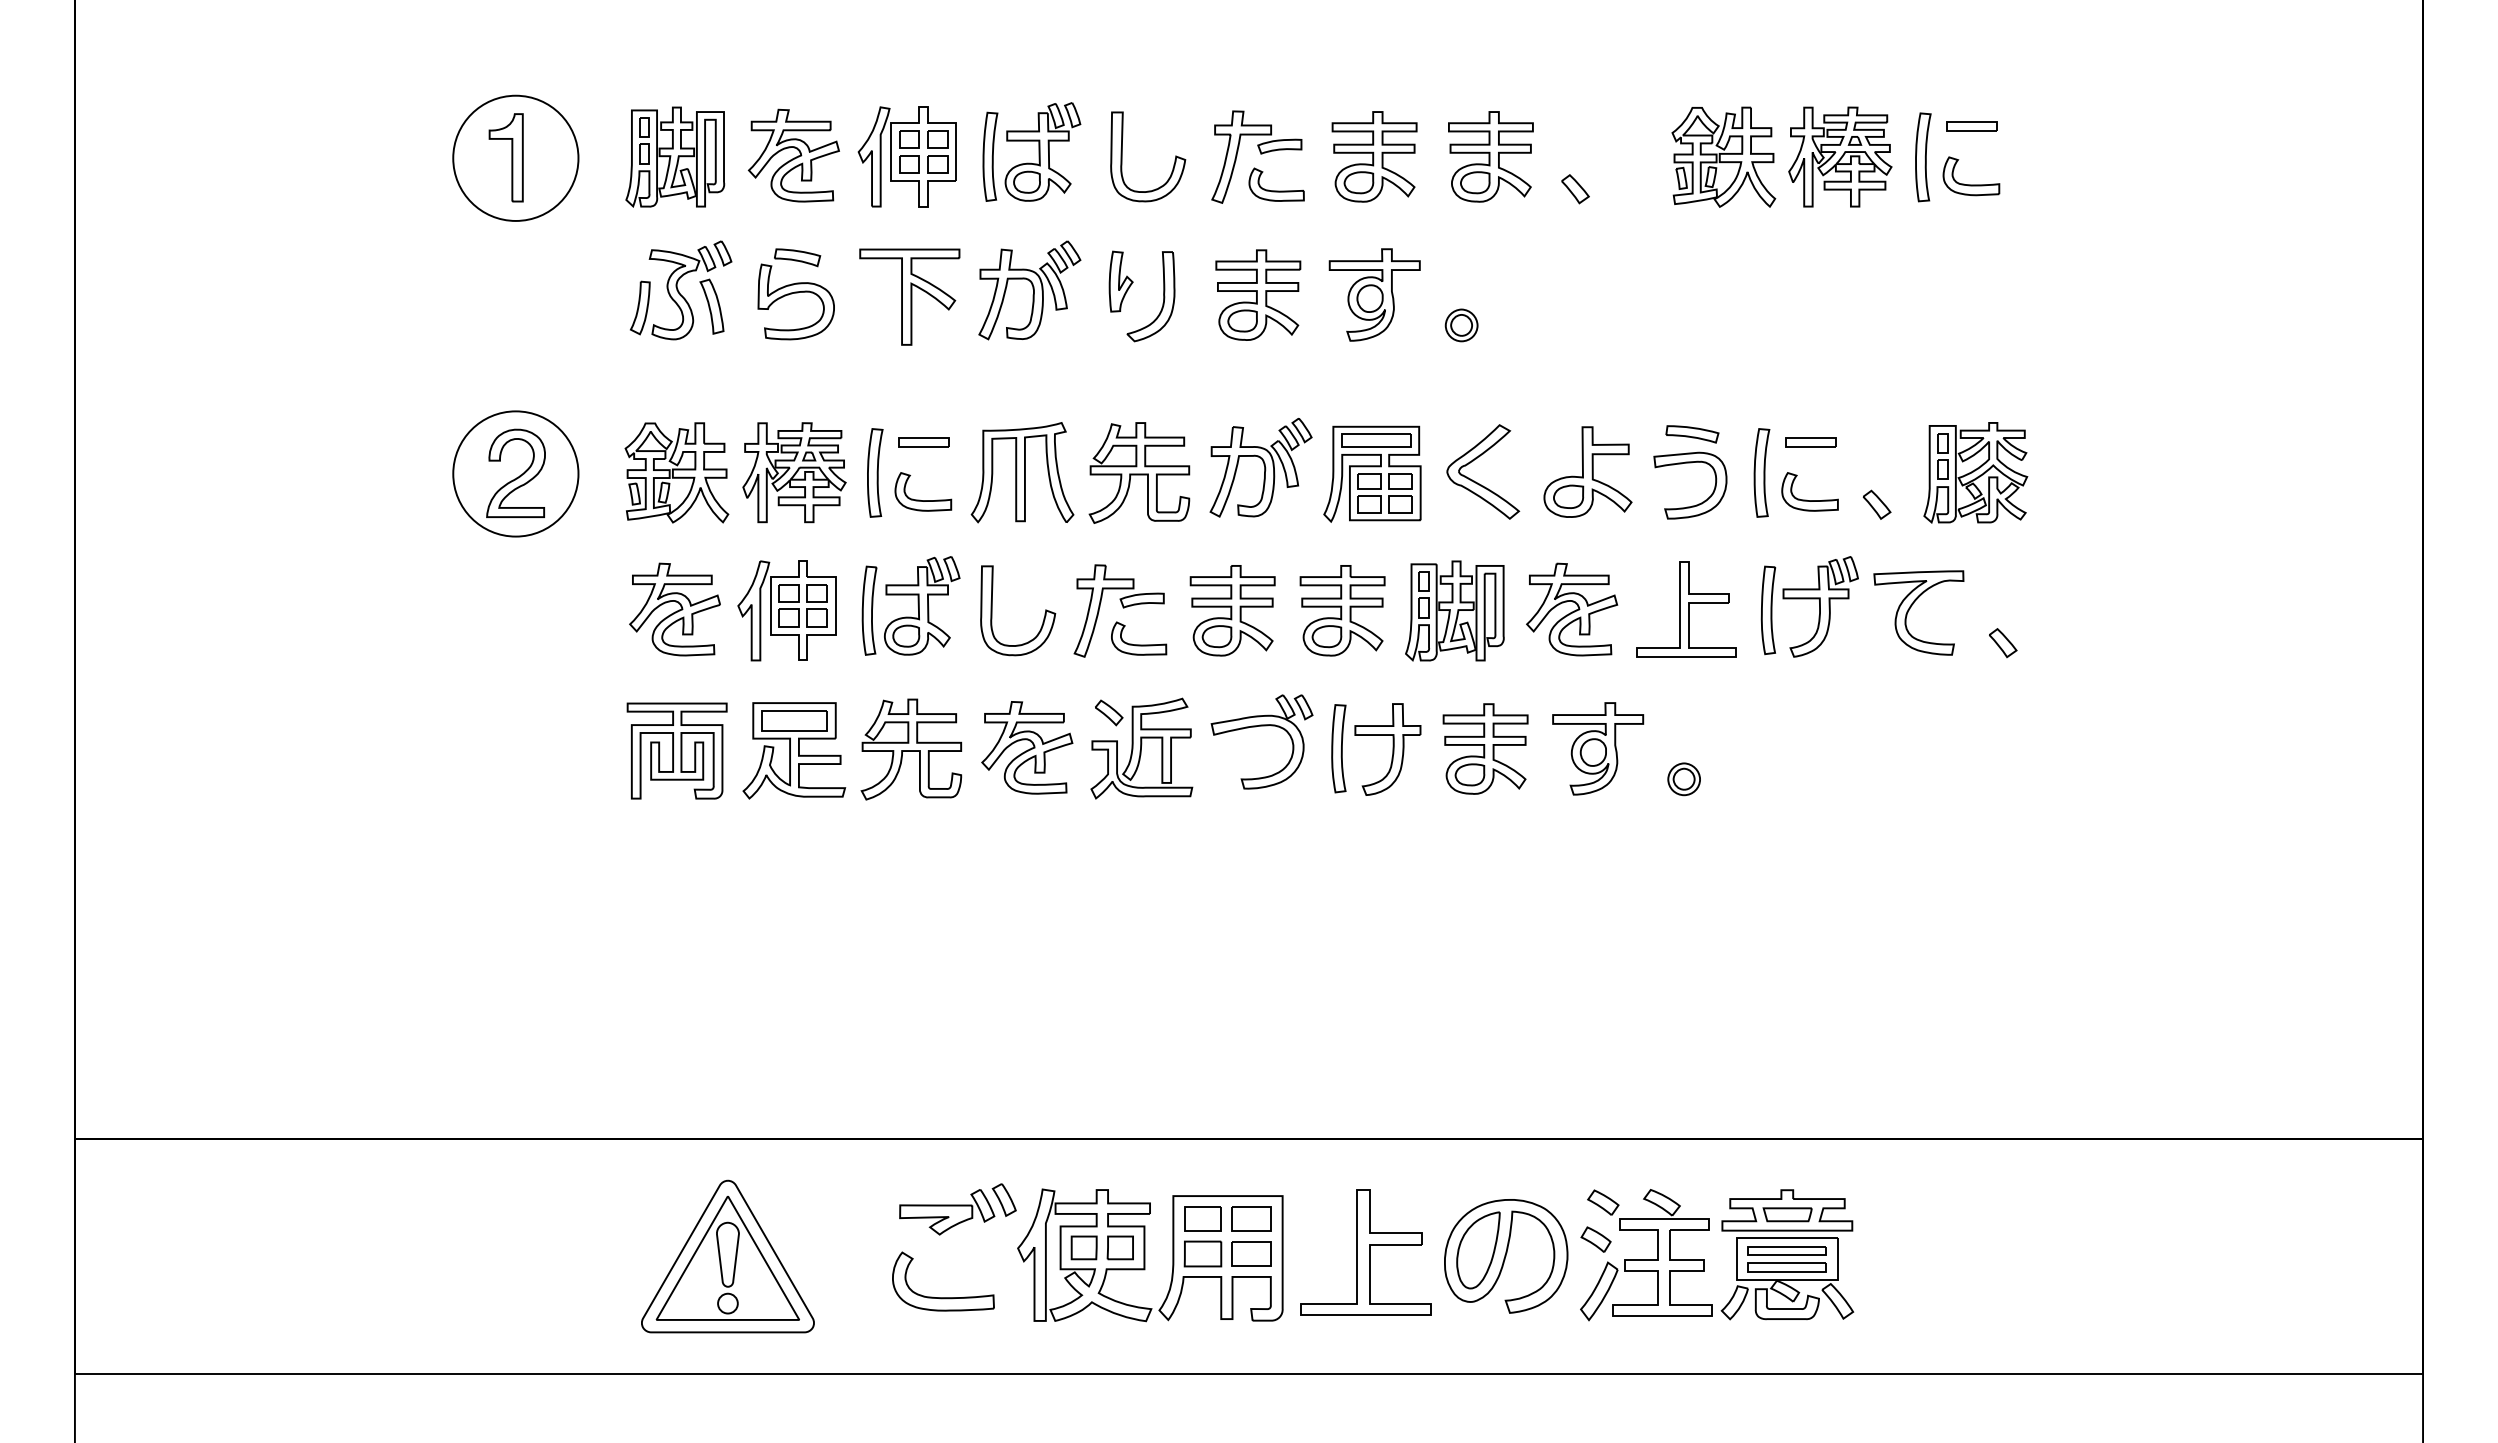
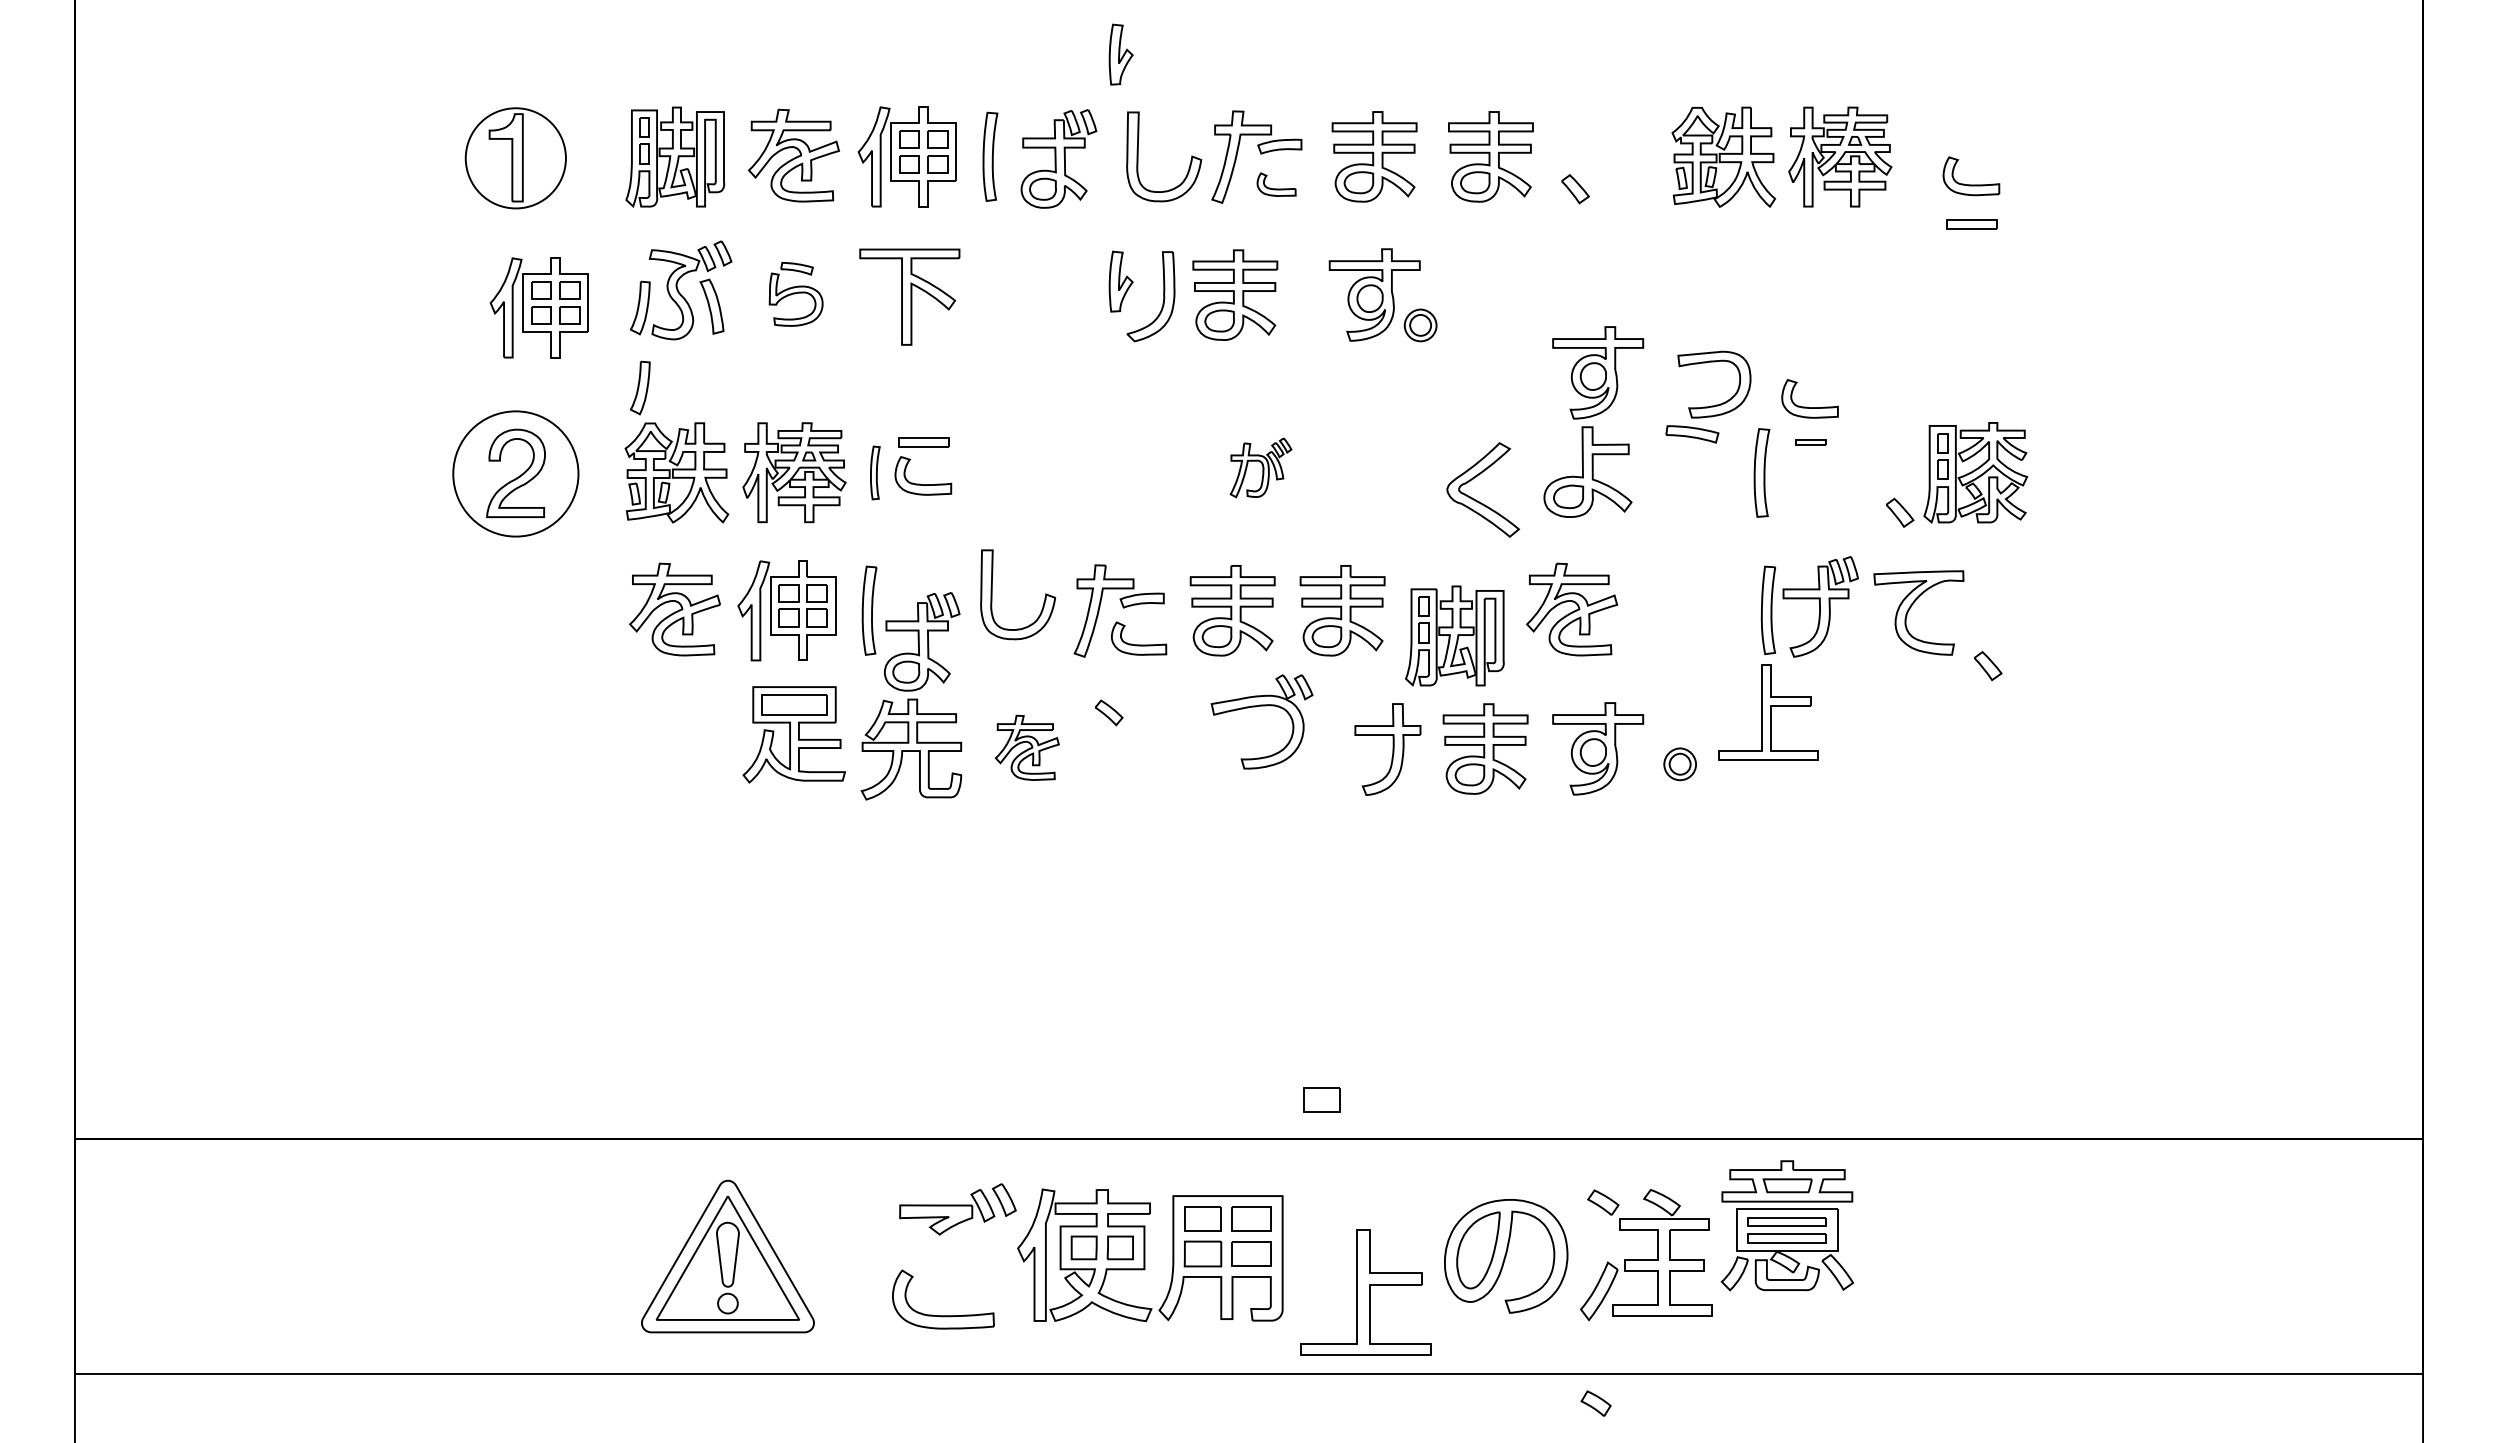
part: none -> present (1120, 54)
part position: (1971, 126) -> (1971, 224) (1971, 224)
part position: (1042, 151) -> (1058, 158) (1058, 158)
part position: (1122, 156) -> (1138, 156) (1138, 156)
circle diameter: 125 px -> 100 px (515, 158)
part: present -> none (1923, 157)
part size: 57x35 px -> 41x25 px (1276, 184)
part: present -> none (1029, 290)
part size: 78x93 px -> 56x65 px (795, 294)
part position: (1258, 294) -> (1235, 294) (1235, 294)
part: none -> present (538, 307)
part position: (1461, 325) -> (1420, 325) (1420, 325)
part: none -> present (1598, 372)
part: none -> present (640, 387)
part size: 52x11 px -> 32x7 px (1810, 442)
part size: 104x100 px -> 64x62 px (1260, 467)
part size: 17x90 px -> 11x56 px (875, 472)
part: present -> none (1022, 472)
part: present -> none (1139, 472)
part: present -> none (1372, 473)
part position: (1476, 481) -> (1476, 499) (1476, 499)
part position: (920, 499) -> (920, 483) (920, 483)
part position: (1806, 499) -> (1806, 406) (1806, 406)
part position: (1698, 503) -> (1722, 402) (1722, 402)
part position: (1876, 504) -> (1899, 512) (1899, 512)
part position: (922, 605) -> (922, 641) (922, 641)
part position: (1686, 609) -> (1768, 712) (1768, 712)
part position: (992, 610) -> (992, 594) (992, 594)
part position: (1454, 610) -> (1454, 635) (1454, 635)
part position: (2003, 643) -> (1988, 666) (1988, 666)
part position: (1256, 727) -> (1256, 707) (1256, 707)
part size: 93x94 px -> 66x67 px (1026, 747)
part: present -> none (1141, 748)
part: present -> none (1338, 748)
part: present -> none (676, 750)
part position: (794, 750) -> (794, 734) (794, 734)
part position: (1683, 779) -> (1679, 764) (1679, 764)
part: none -> present (1321, 1099)
part position: (1595, 1239) -> (1595, 1403) (1595, 1403)
part position: (1365, 1252) -> (1365, 1292) (1365, 1292)
part position: (1787, 1254) -> (1787, 1225) (1787, 1225)
part position: (943, 1297) -> (943, 1315) (943, 1315)
